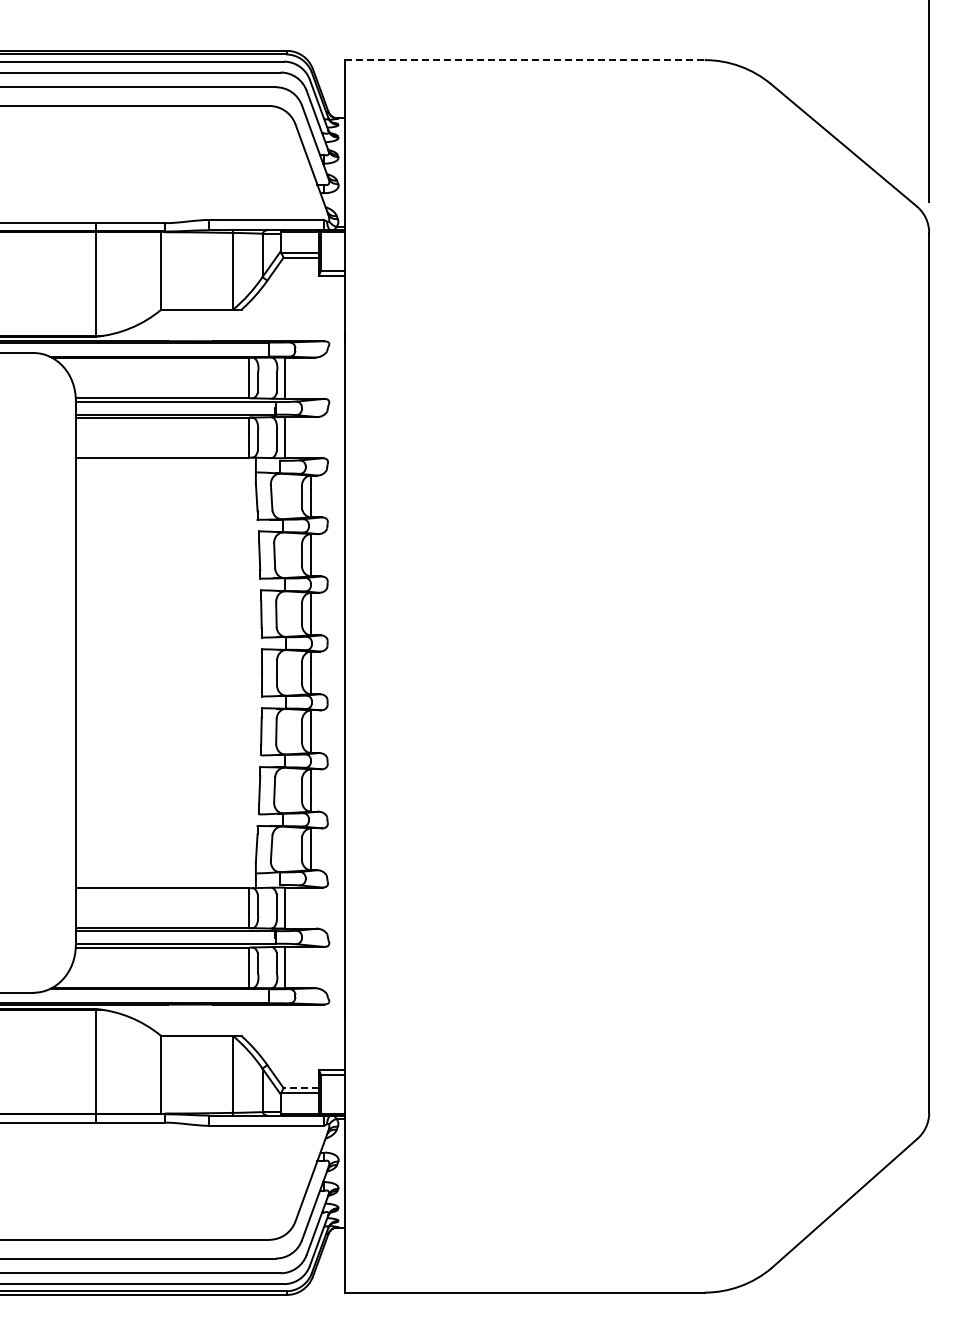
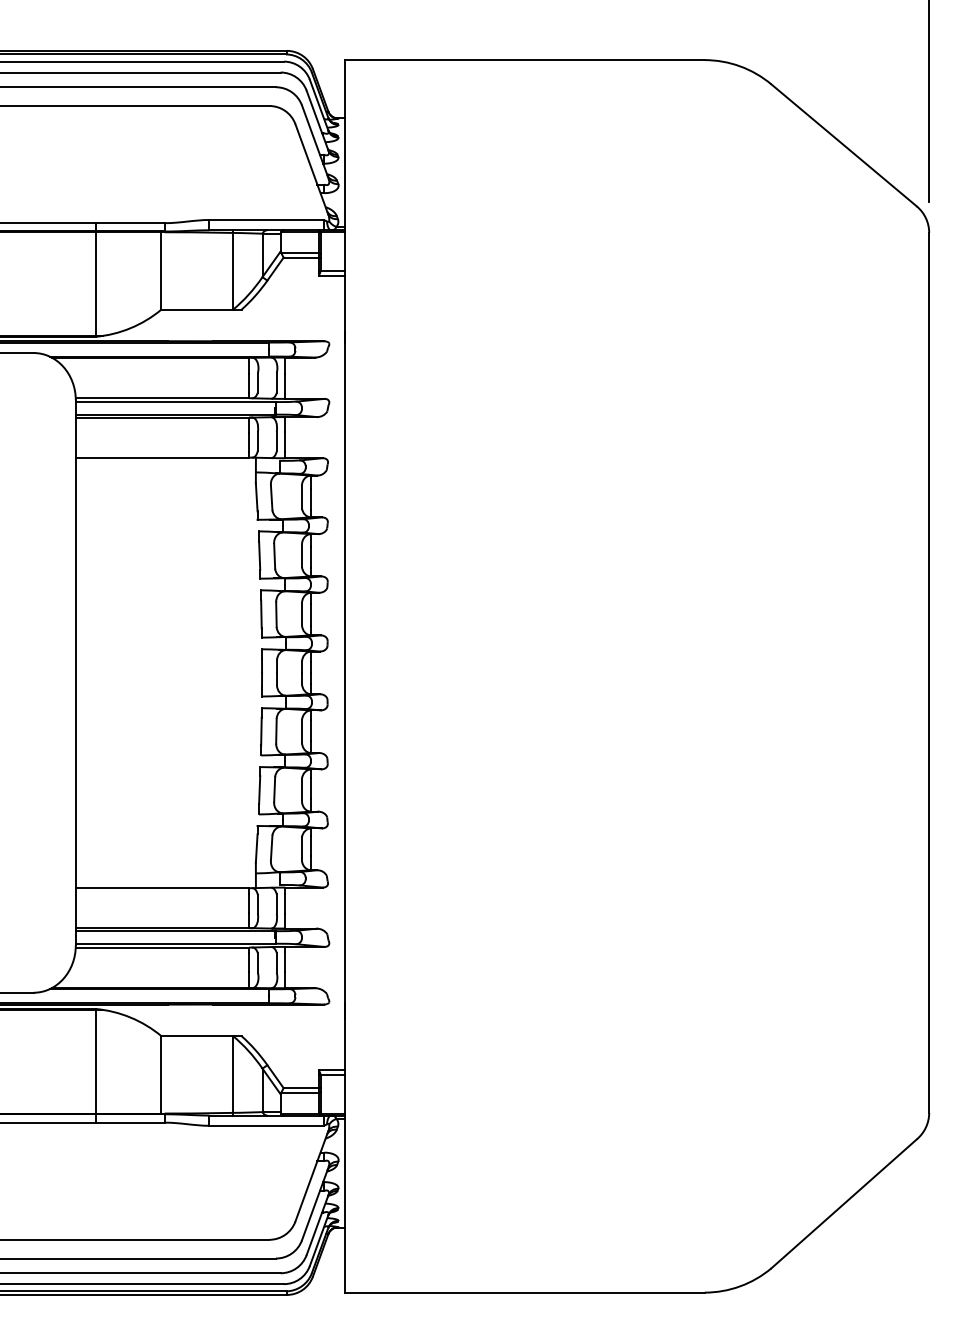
line: dashed -> solid (524, 60)
line: dashed -> solid (301, 1088)
